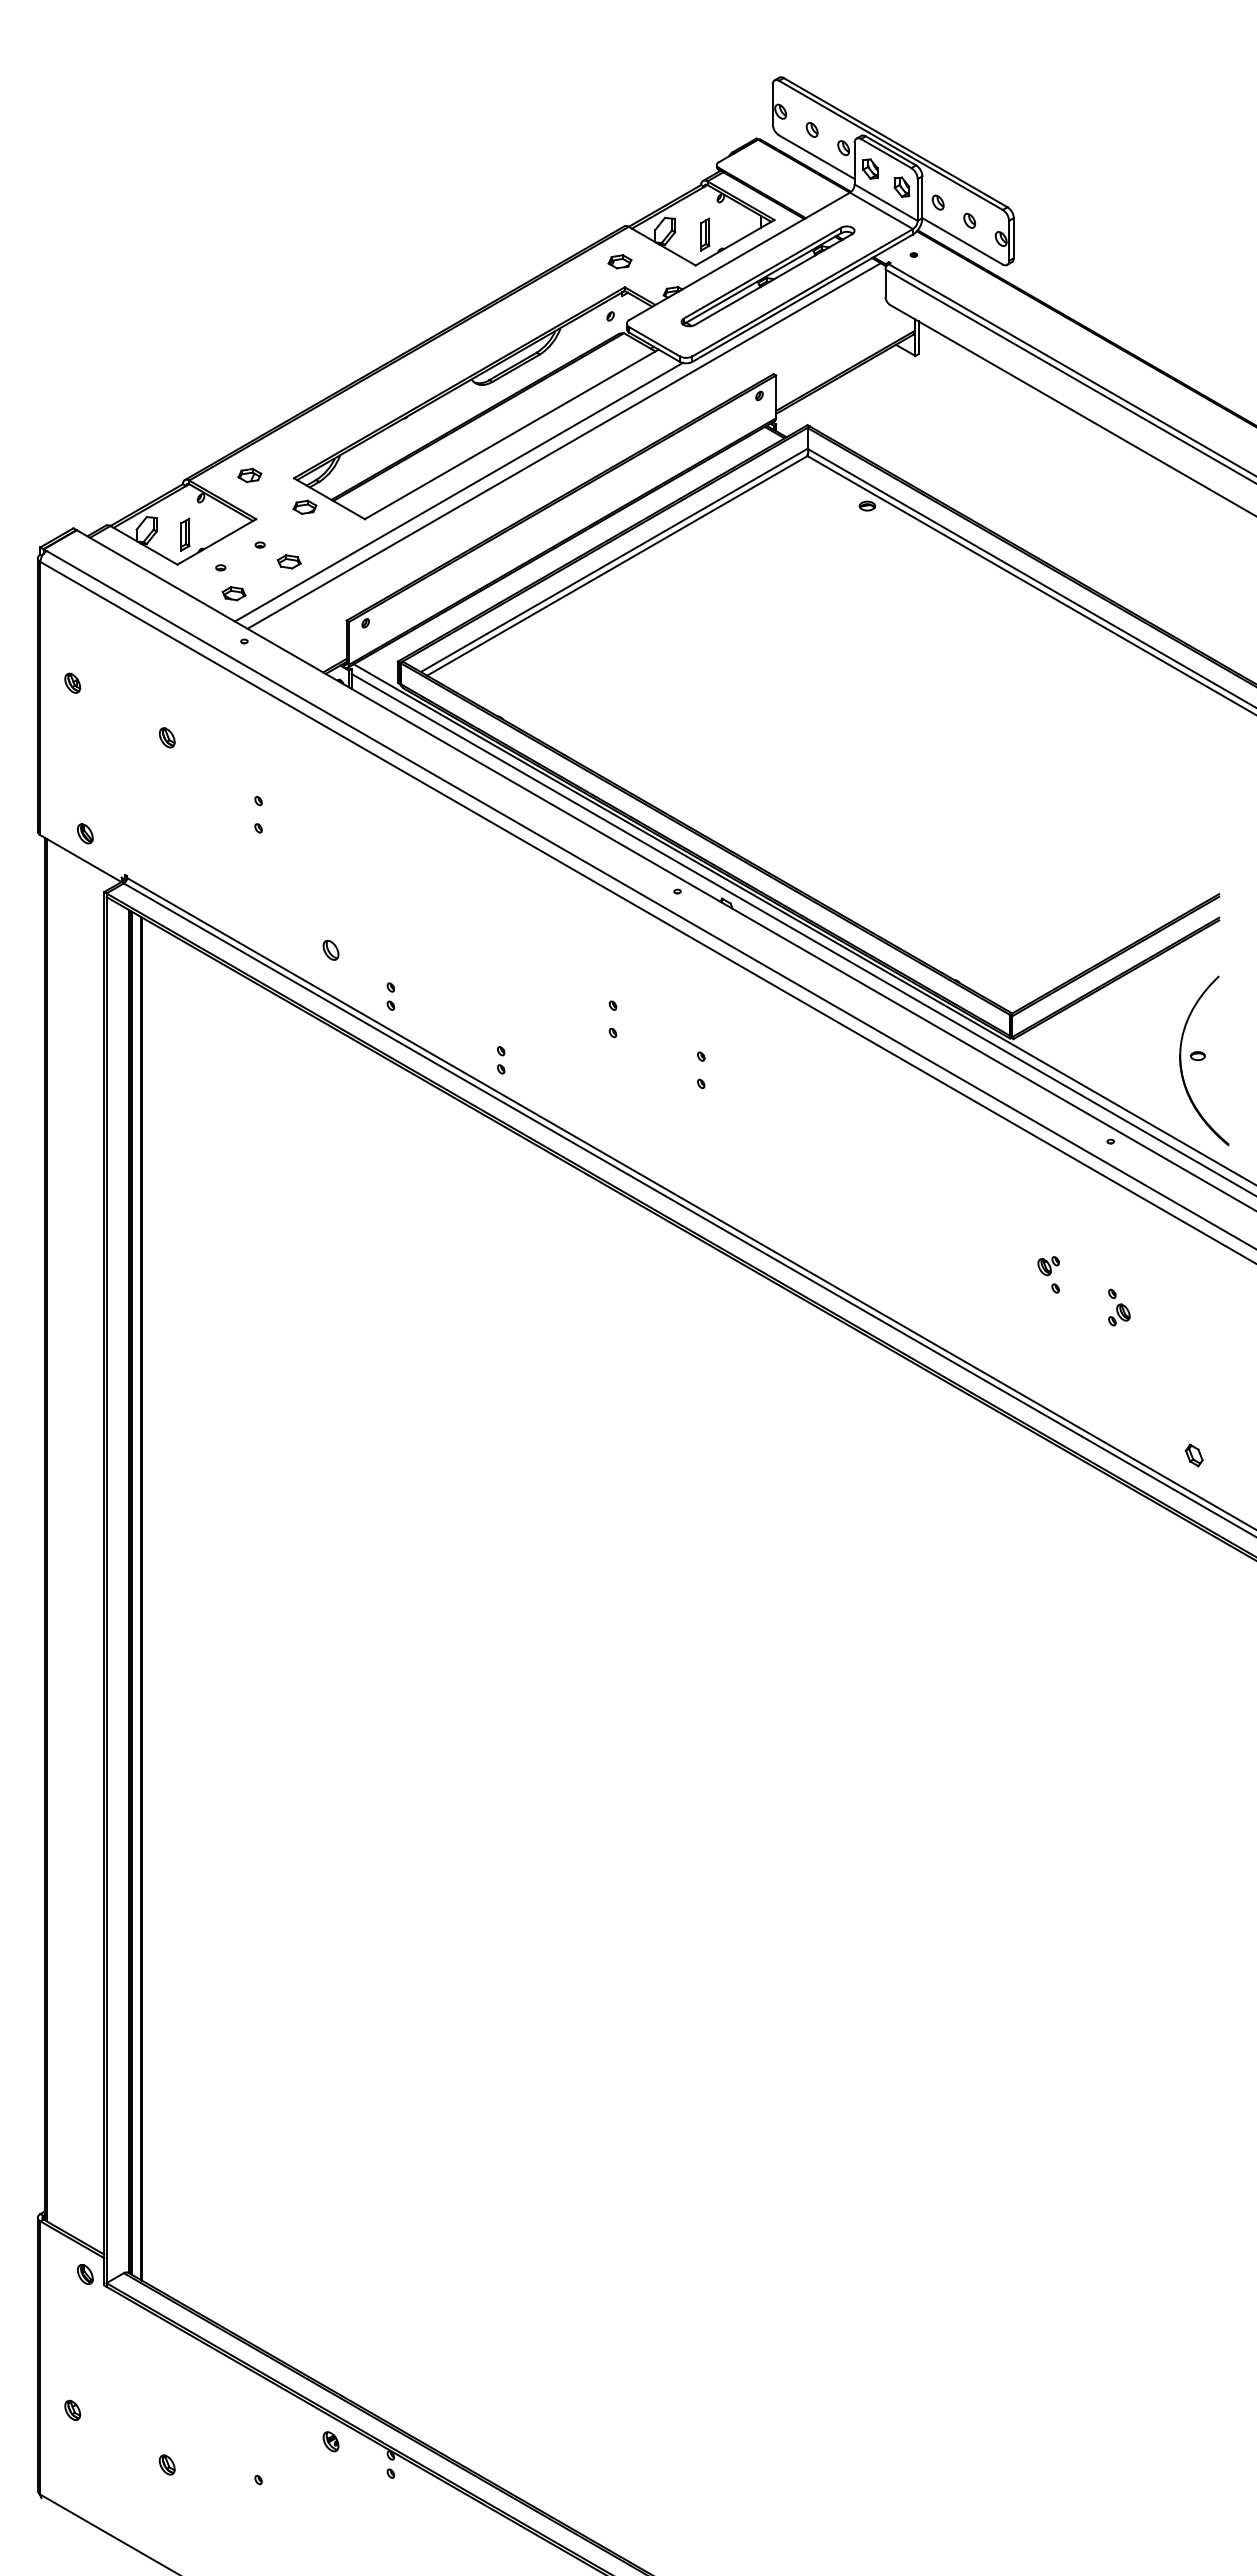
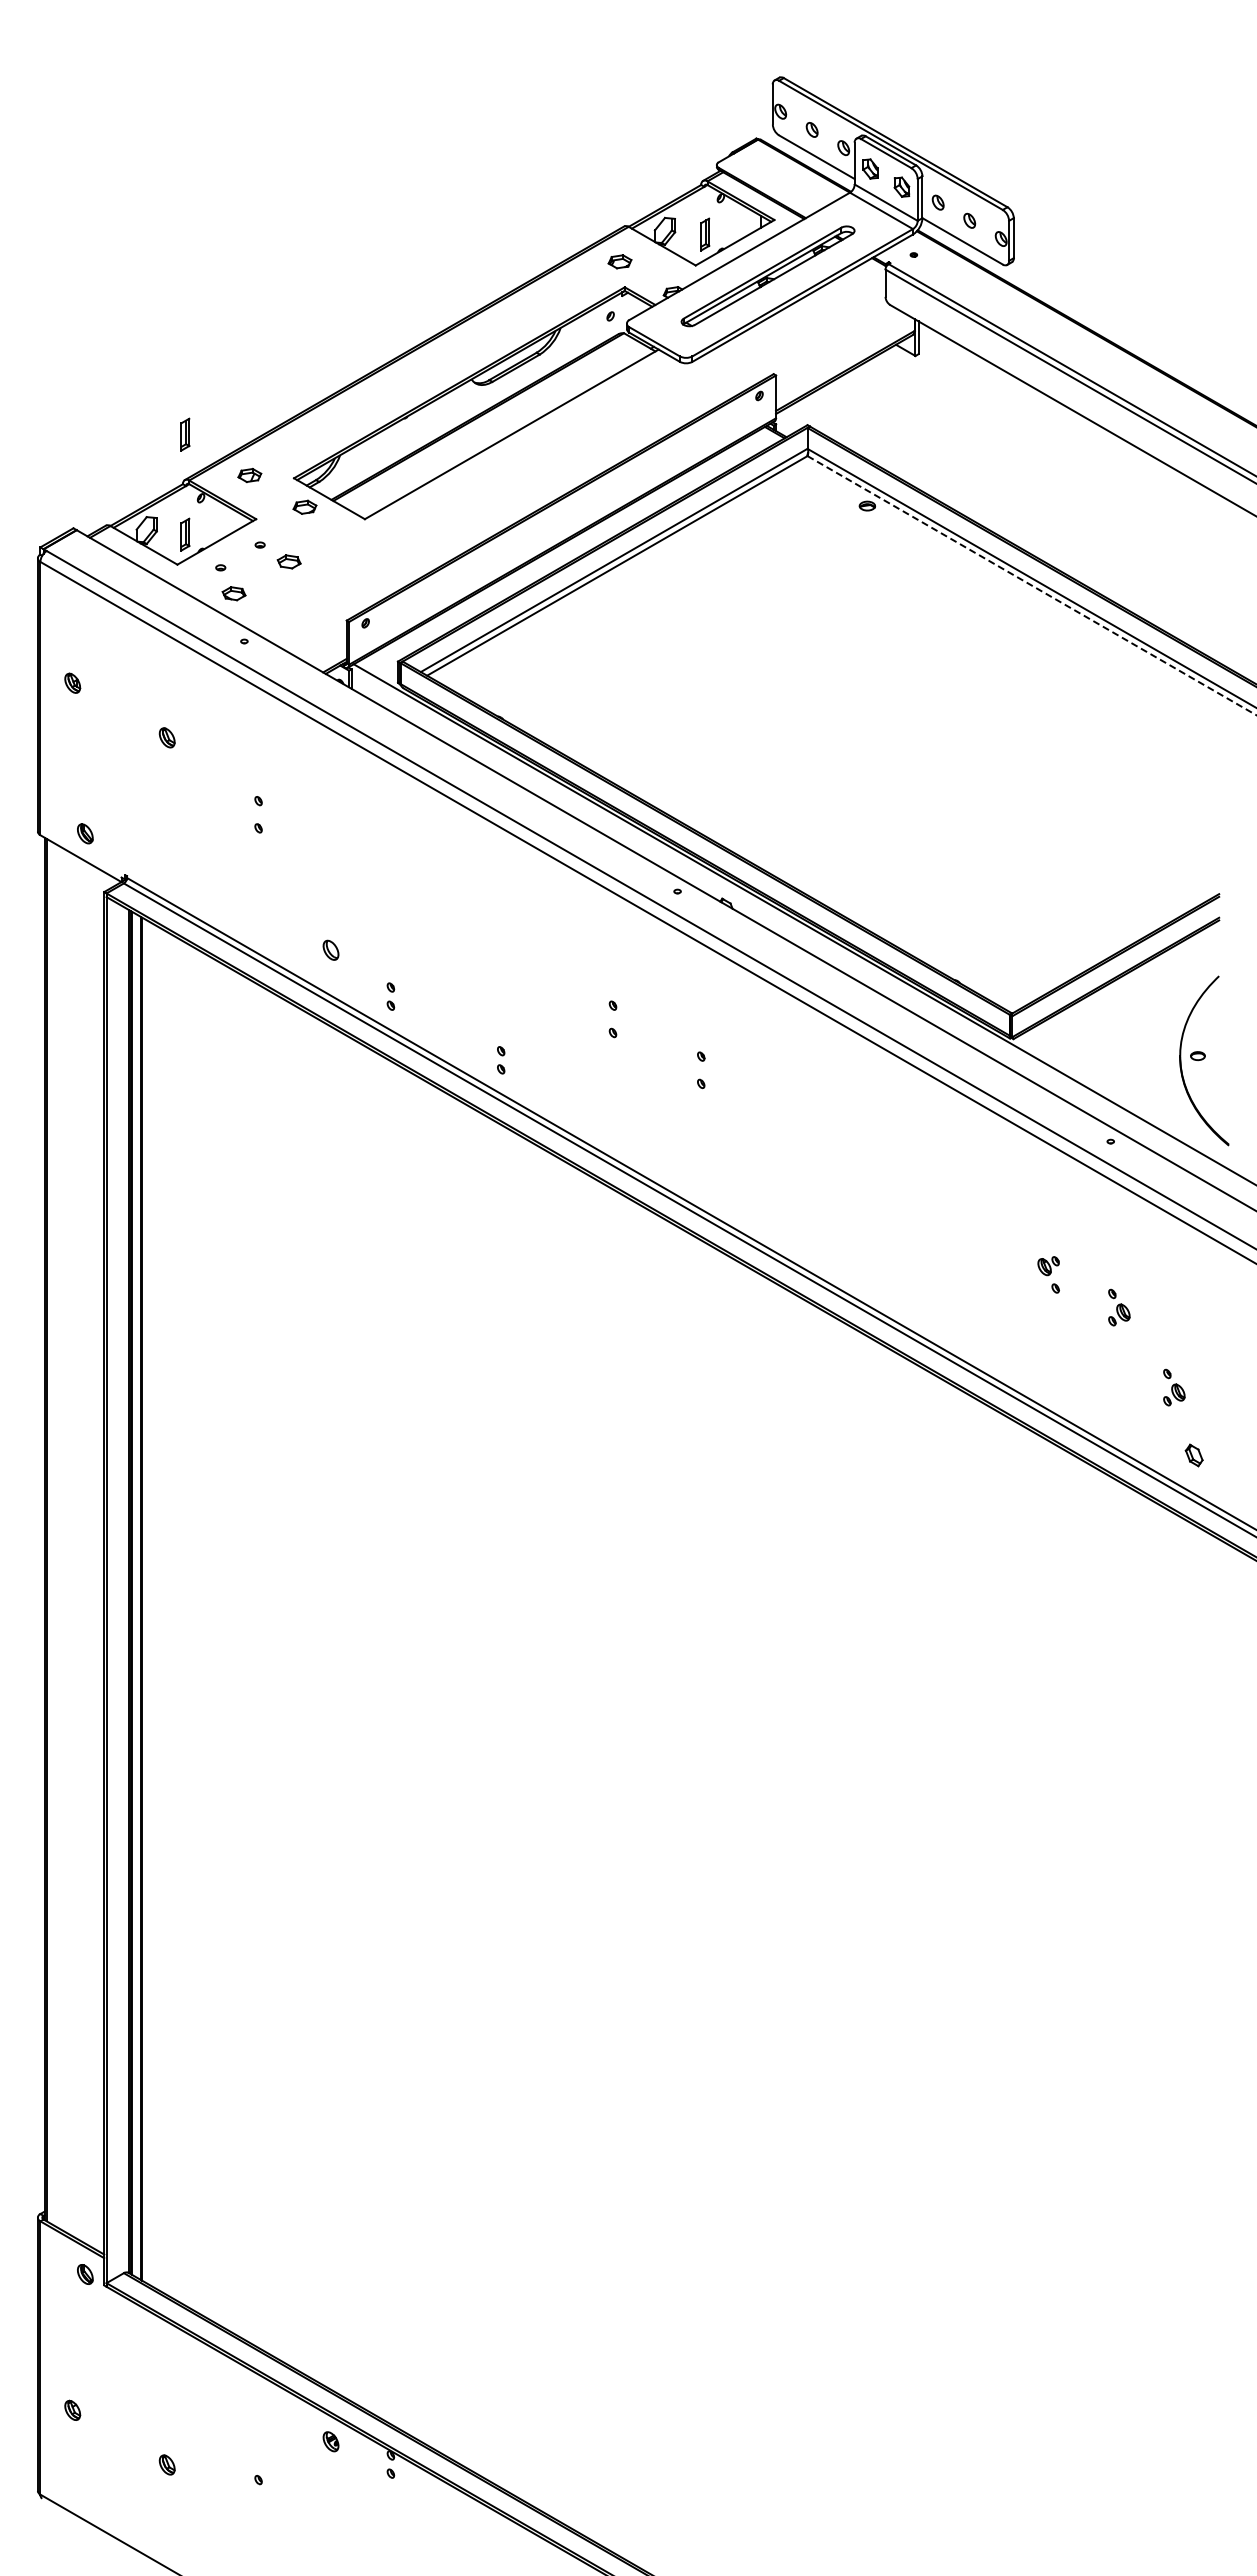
part: none -> present (185, 434)
line: present -> none (563, 445)
line: present -> none (458, 491)
line: solid -> dashed (1032, 585)
line: present -> none (802, 933)
part: none -> present (1174, 1387)
